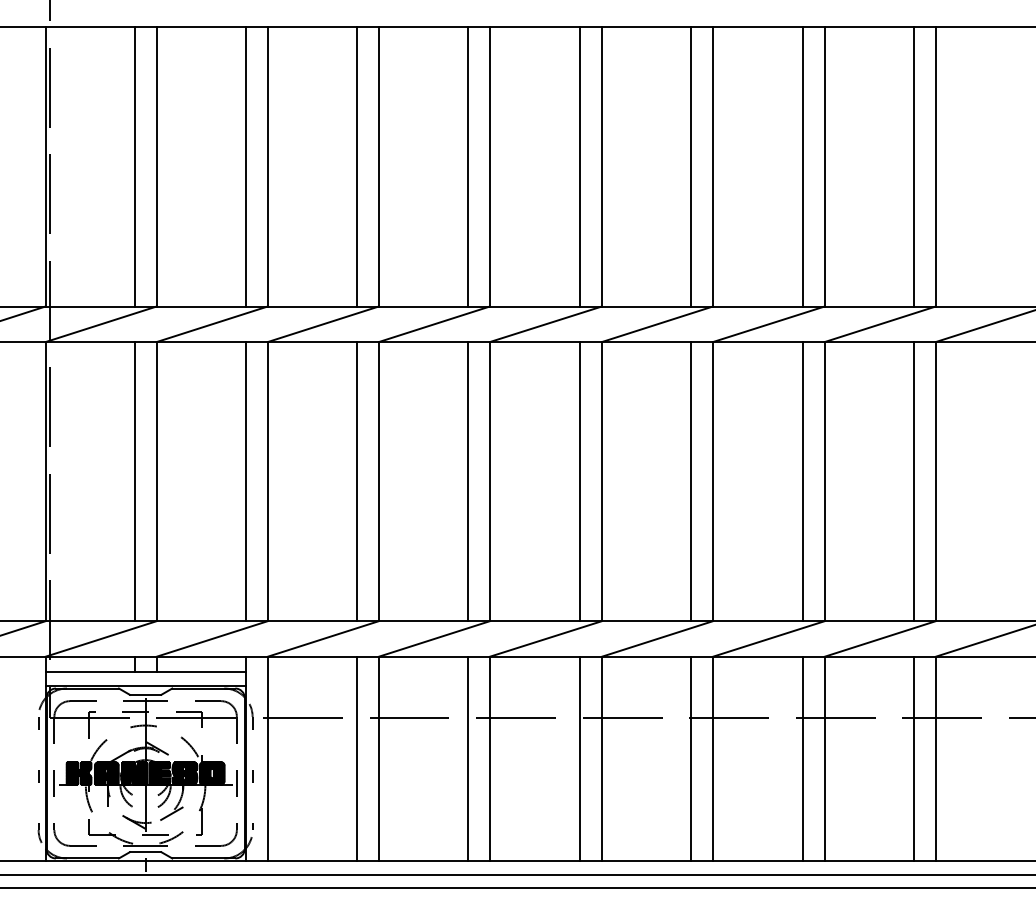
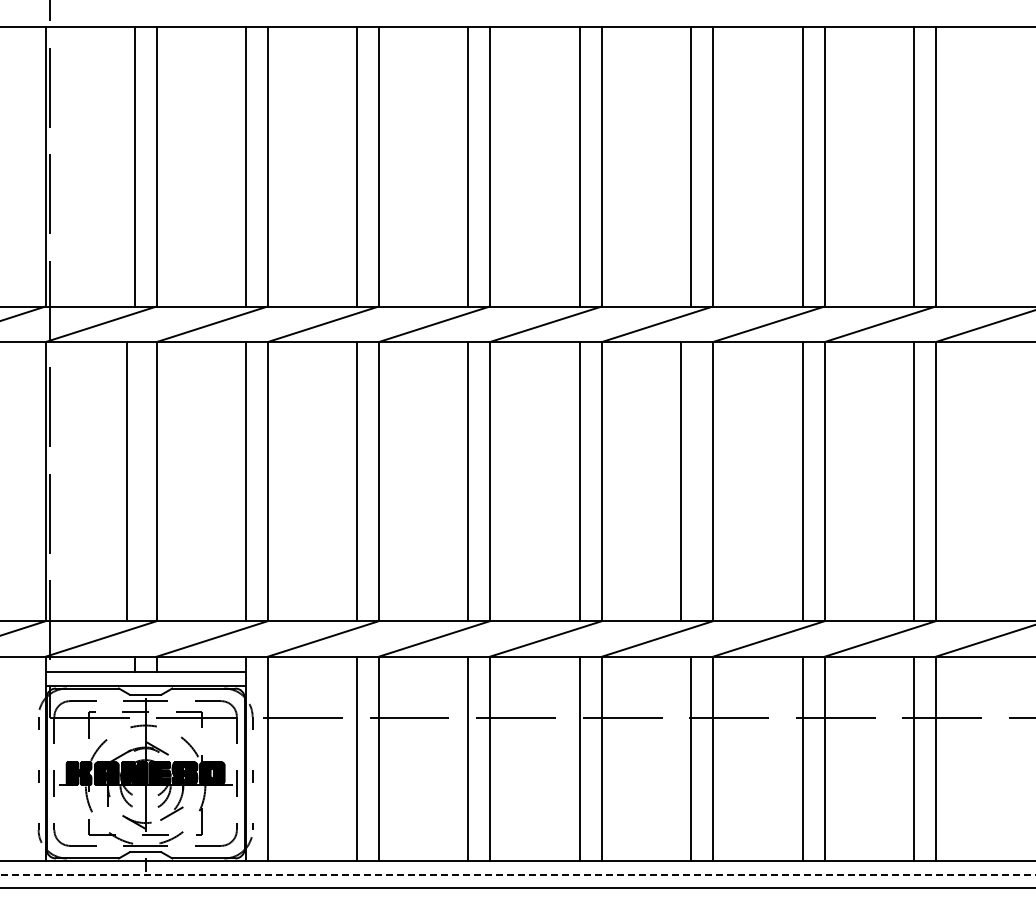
line position: (134, 481) -> (126, 481) (126, 481)
line position: (690, 481) -> (680, 481) (680, 481)
line: solid -> dashed (517, 874)
